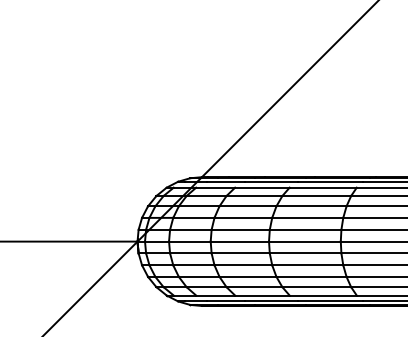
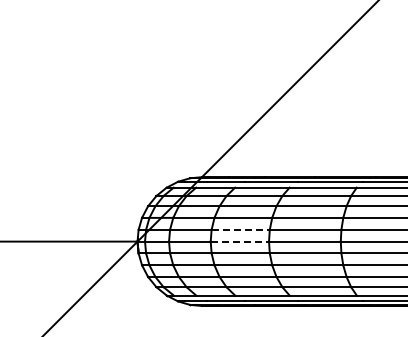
line: solid -> dashed (241, 229)
line: solid -> dashed (240, 241)
